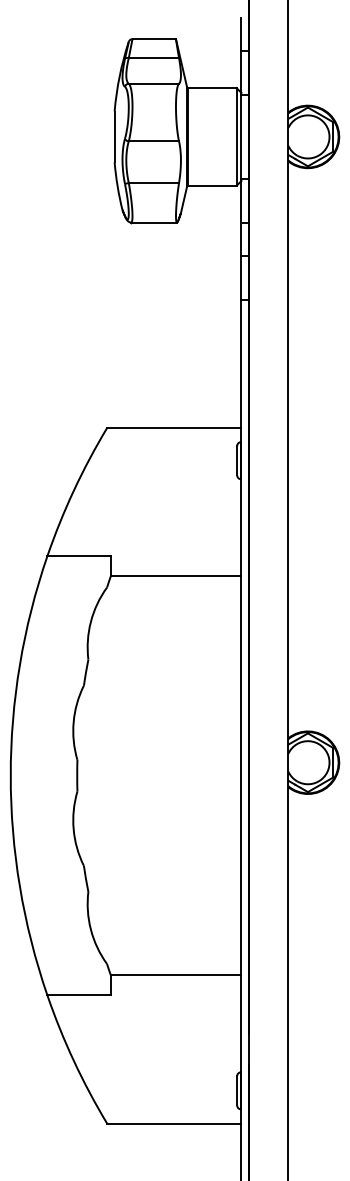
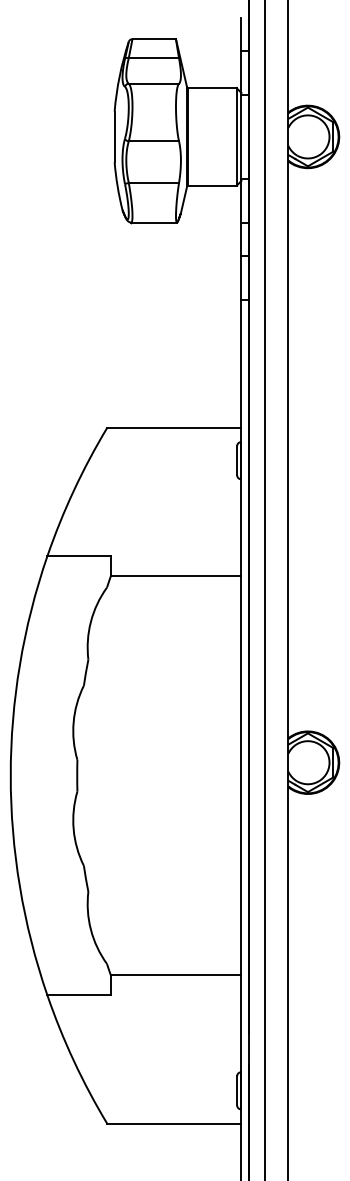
line: none -> present (264, 589)
